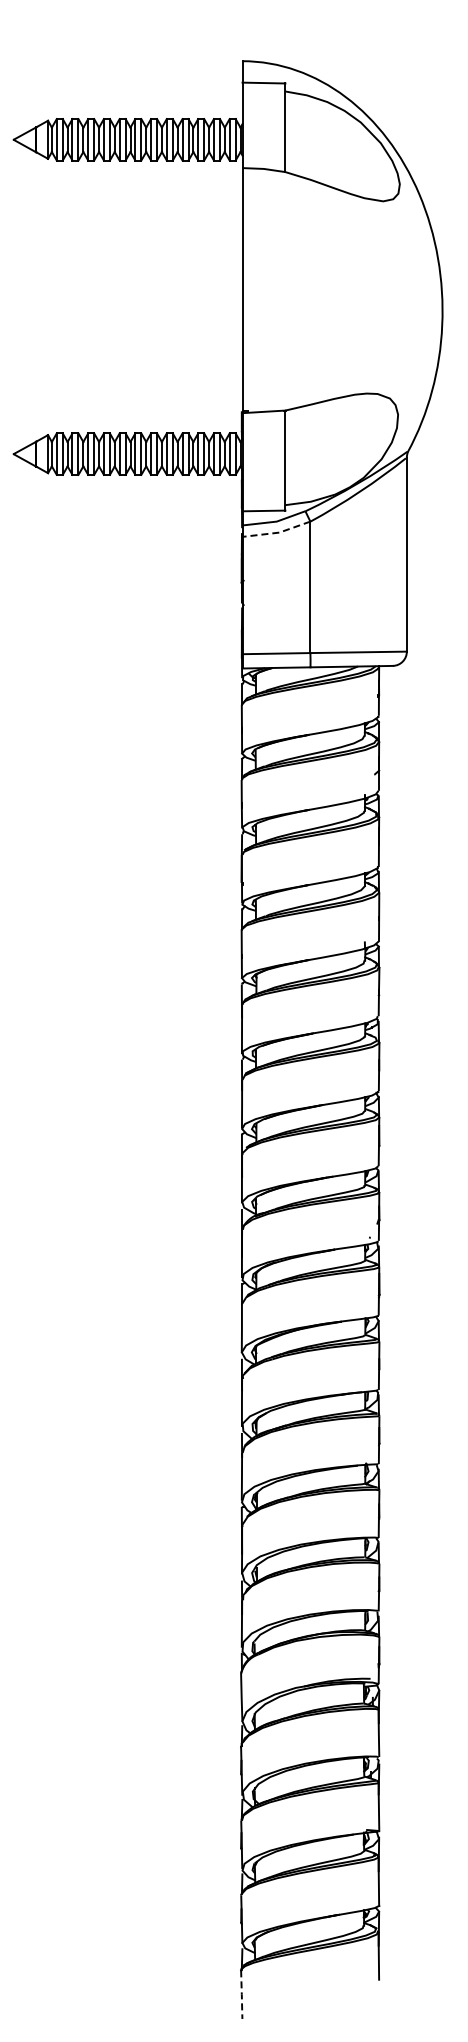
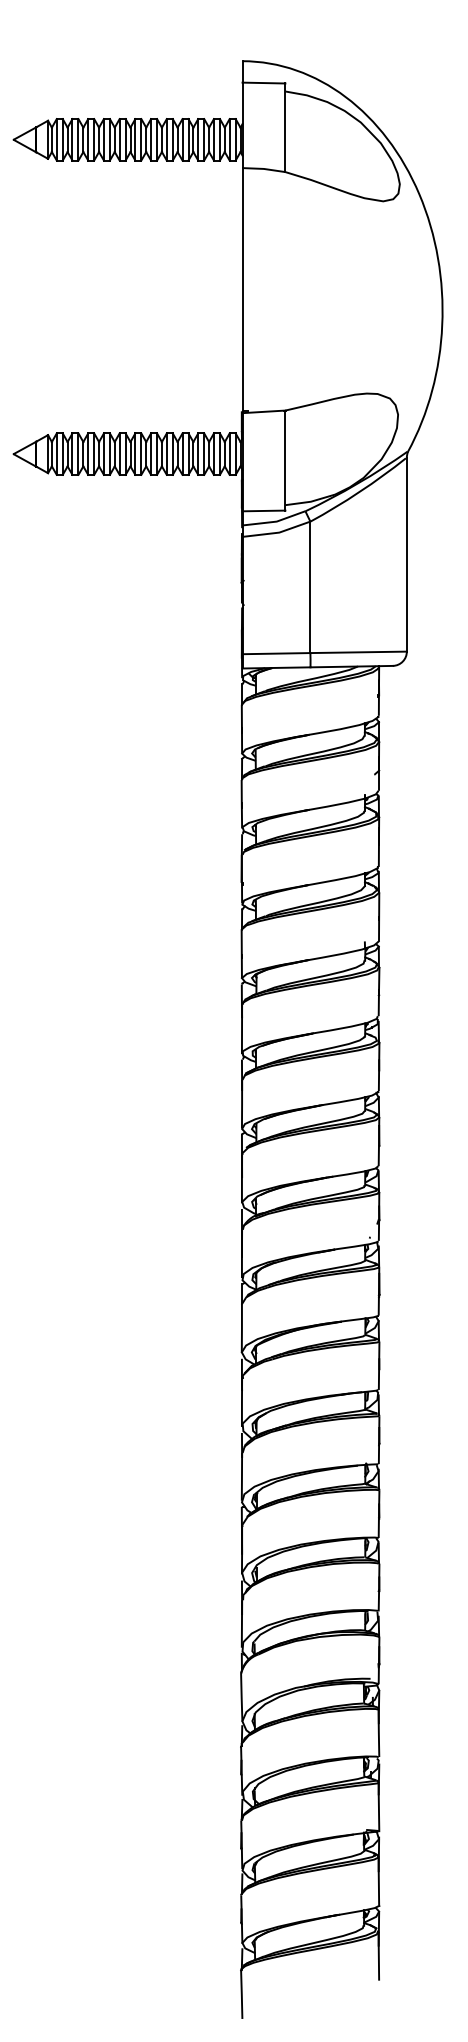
line: dashed -> solid (277, 532)
line: dashed -> solid (241, 1994)
